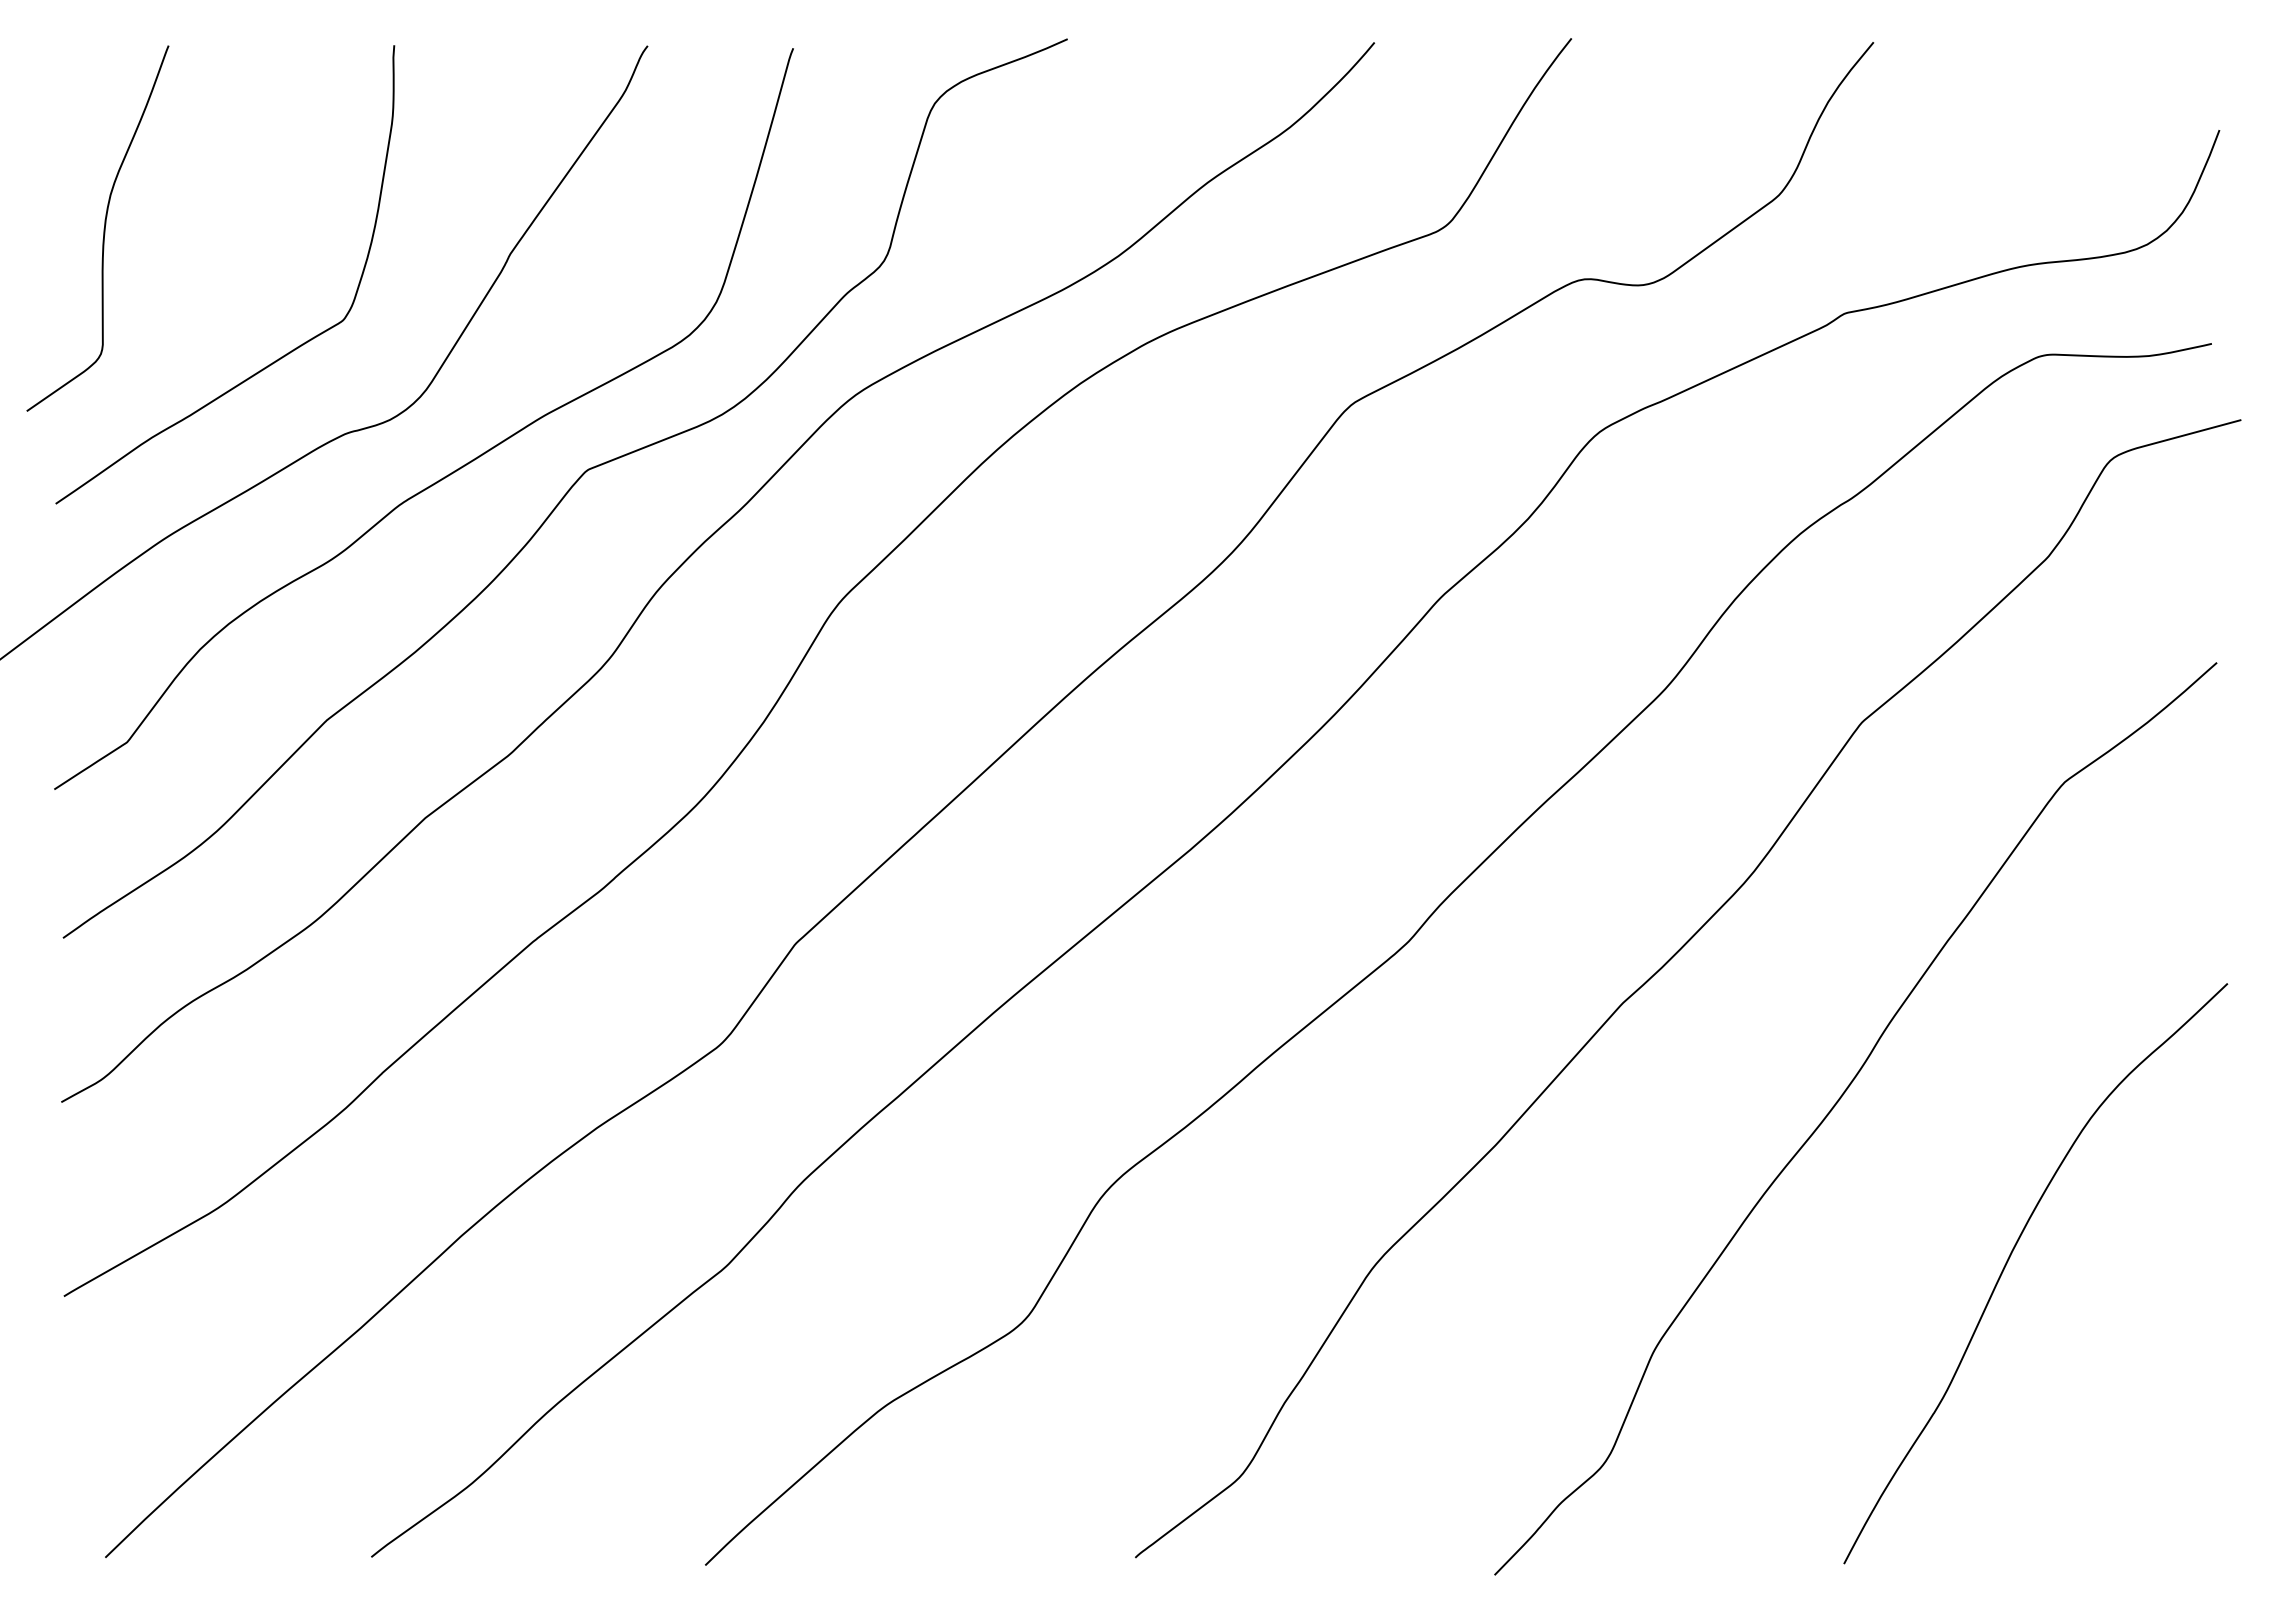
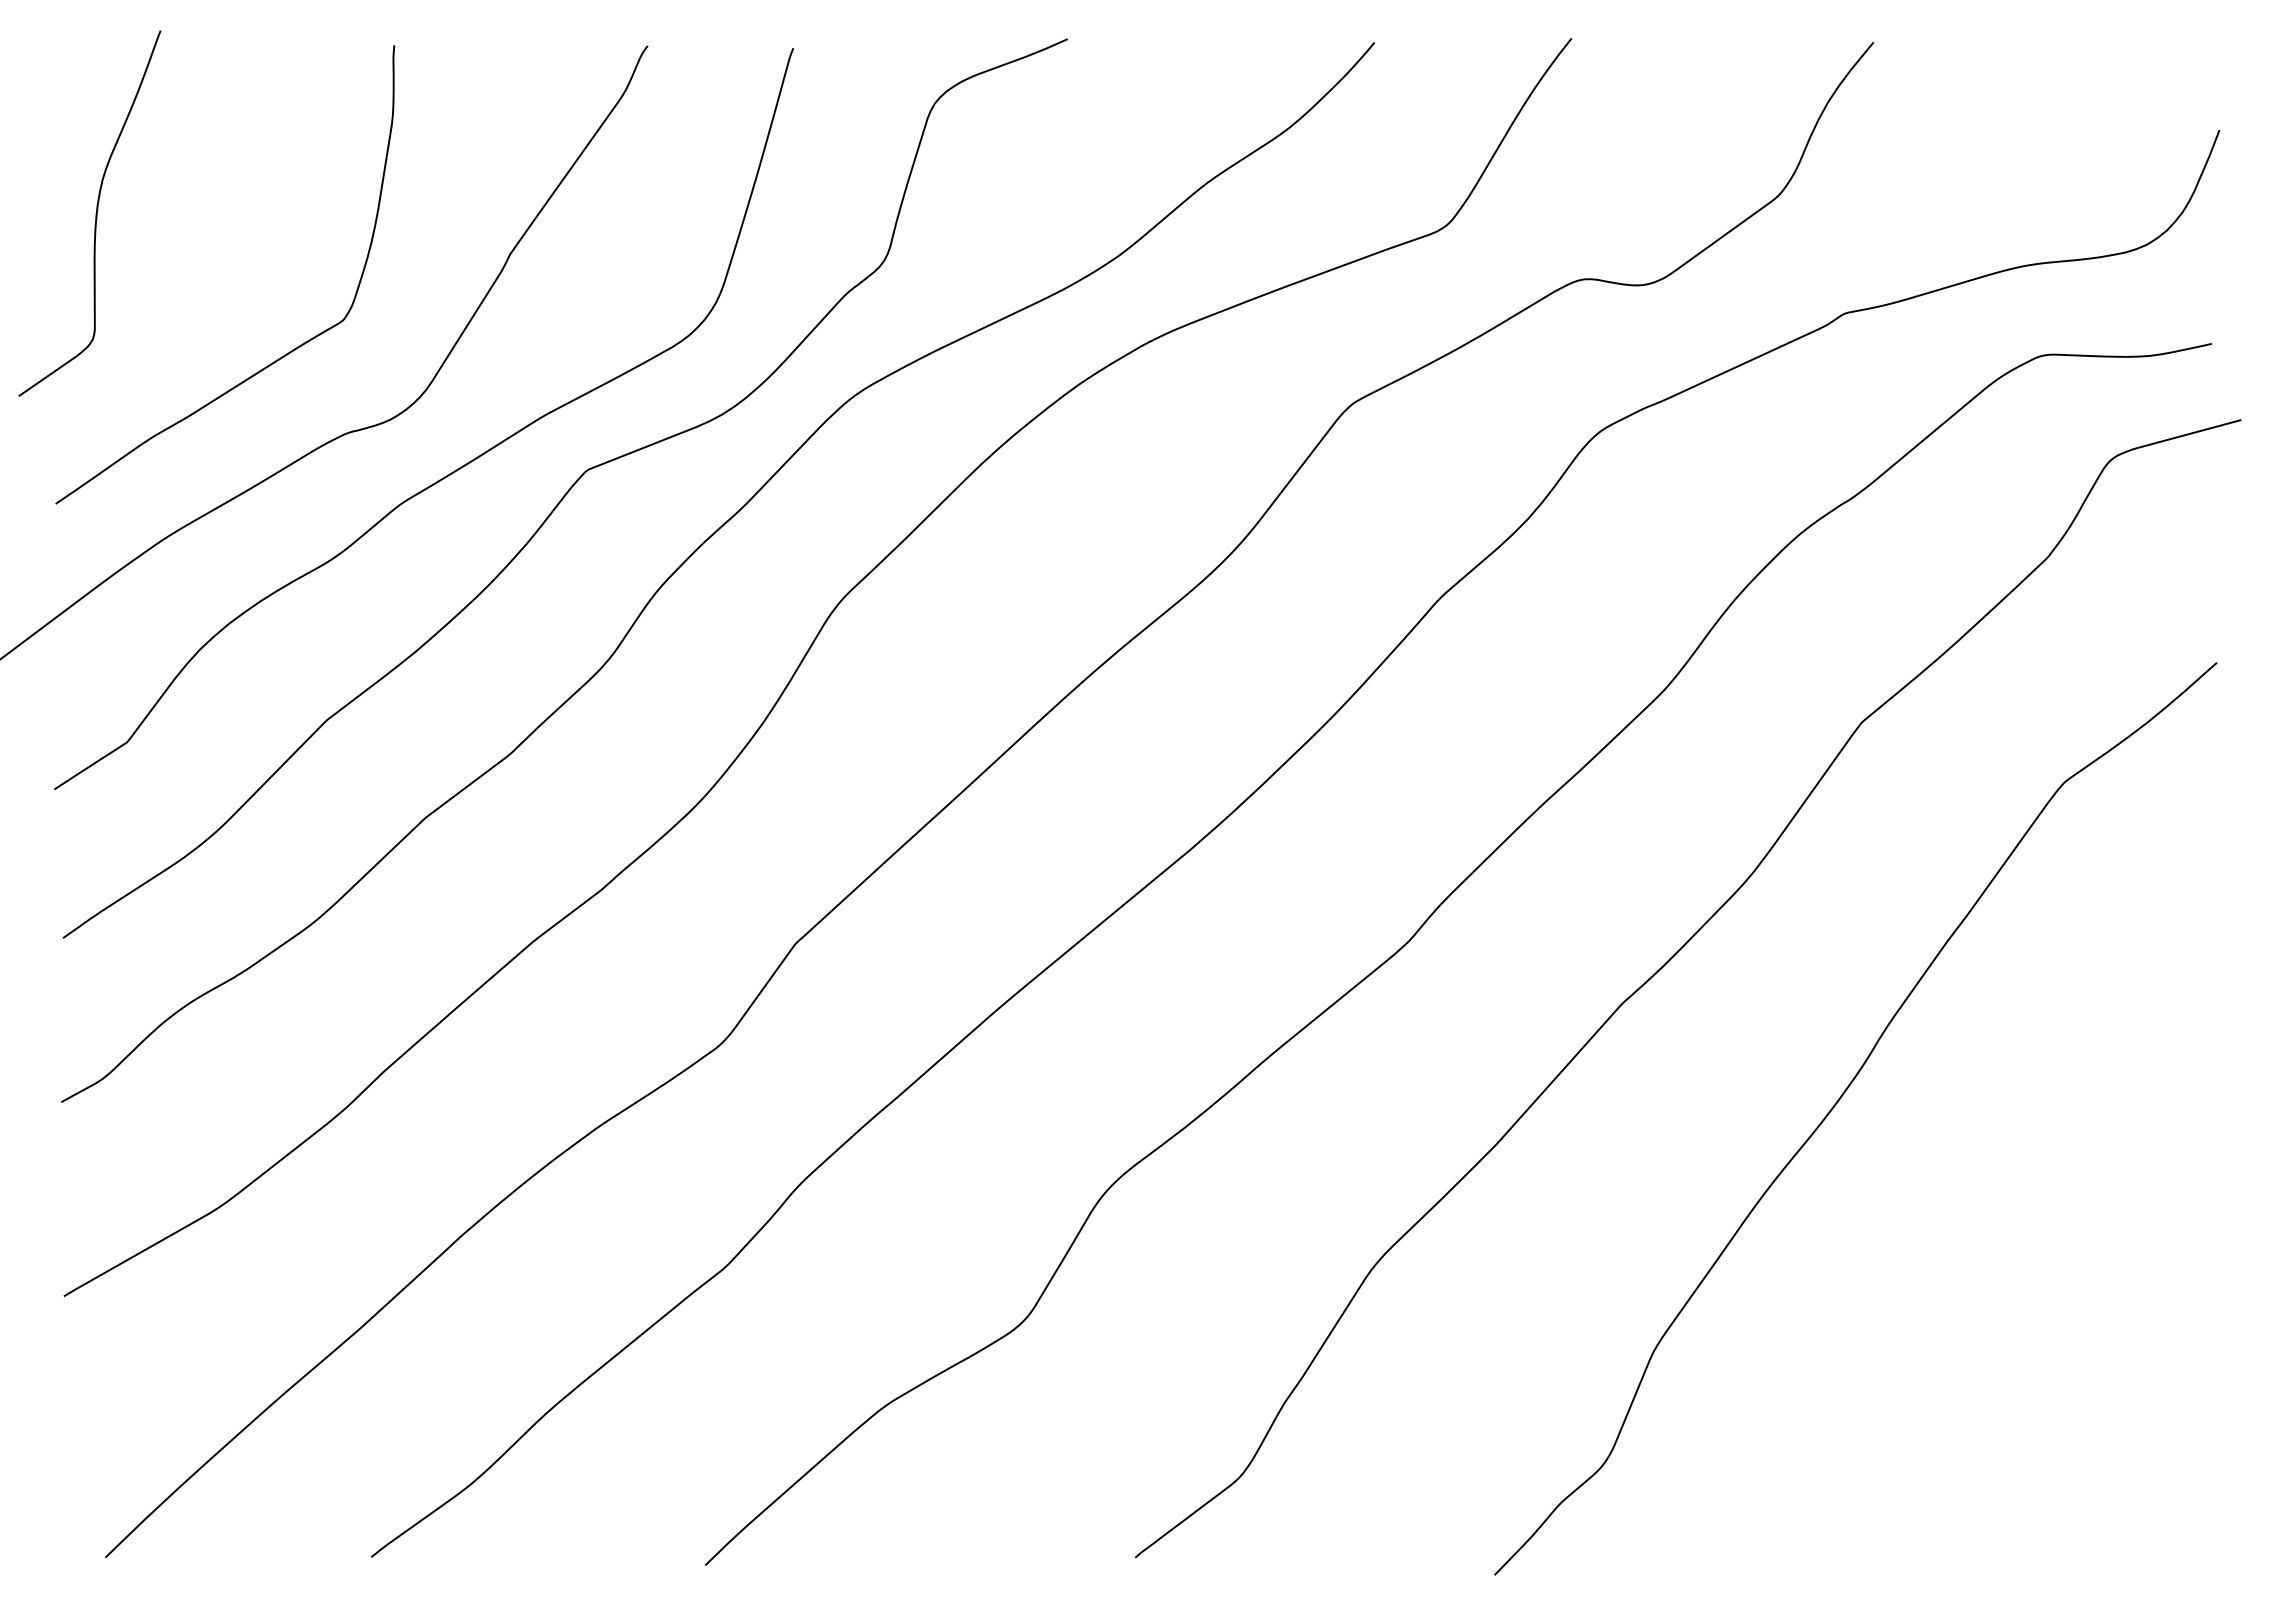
curve position: (103, 228) -> (95, 213) (95, 213)
curve: present -> none (2009, 1259)
